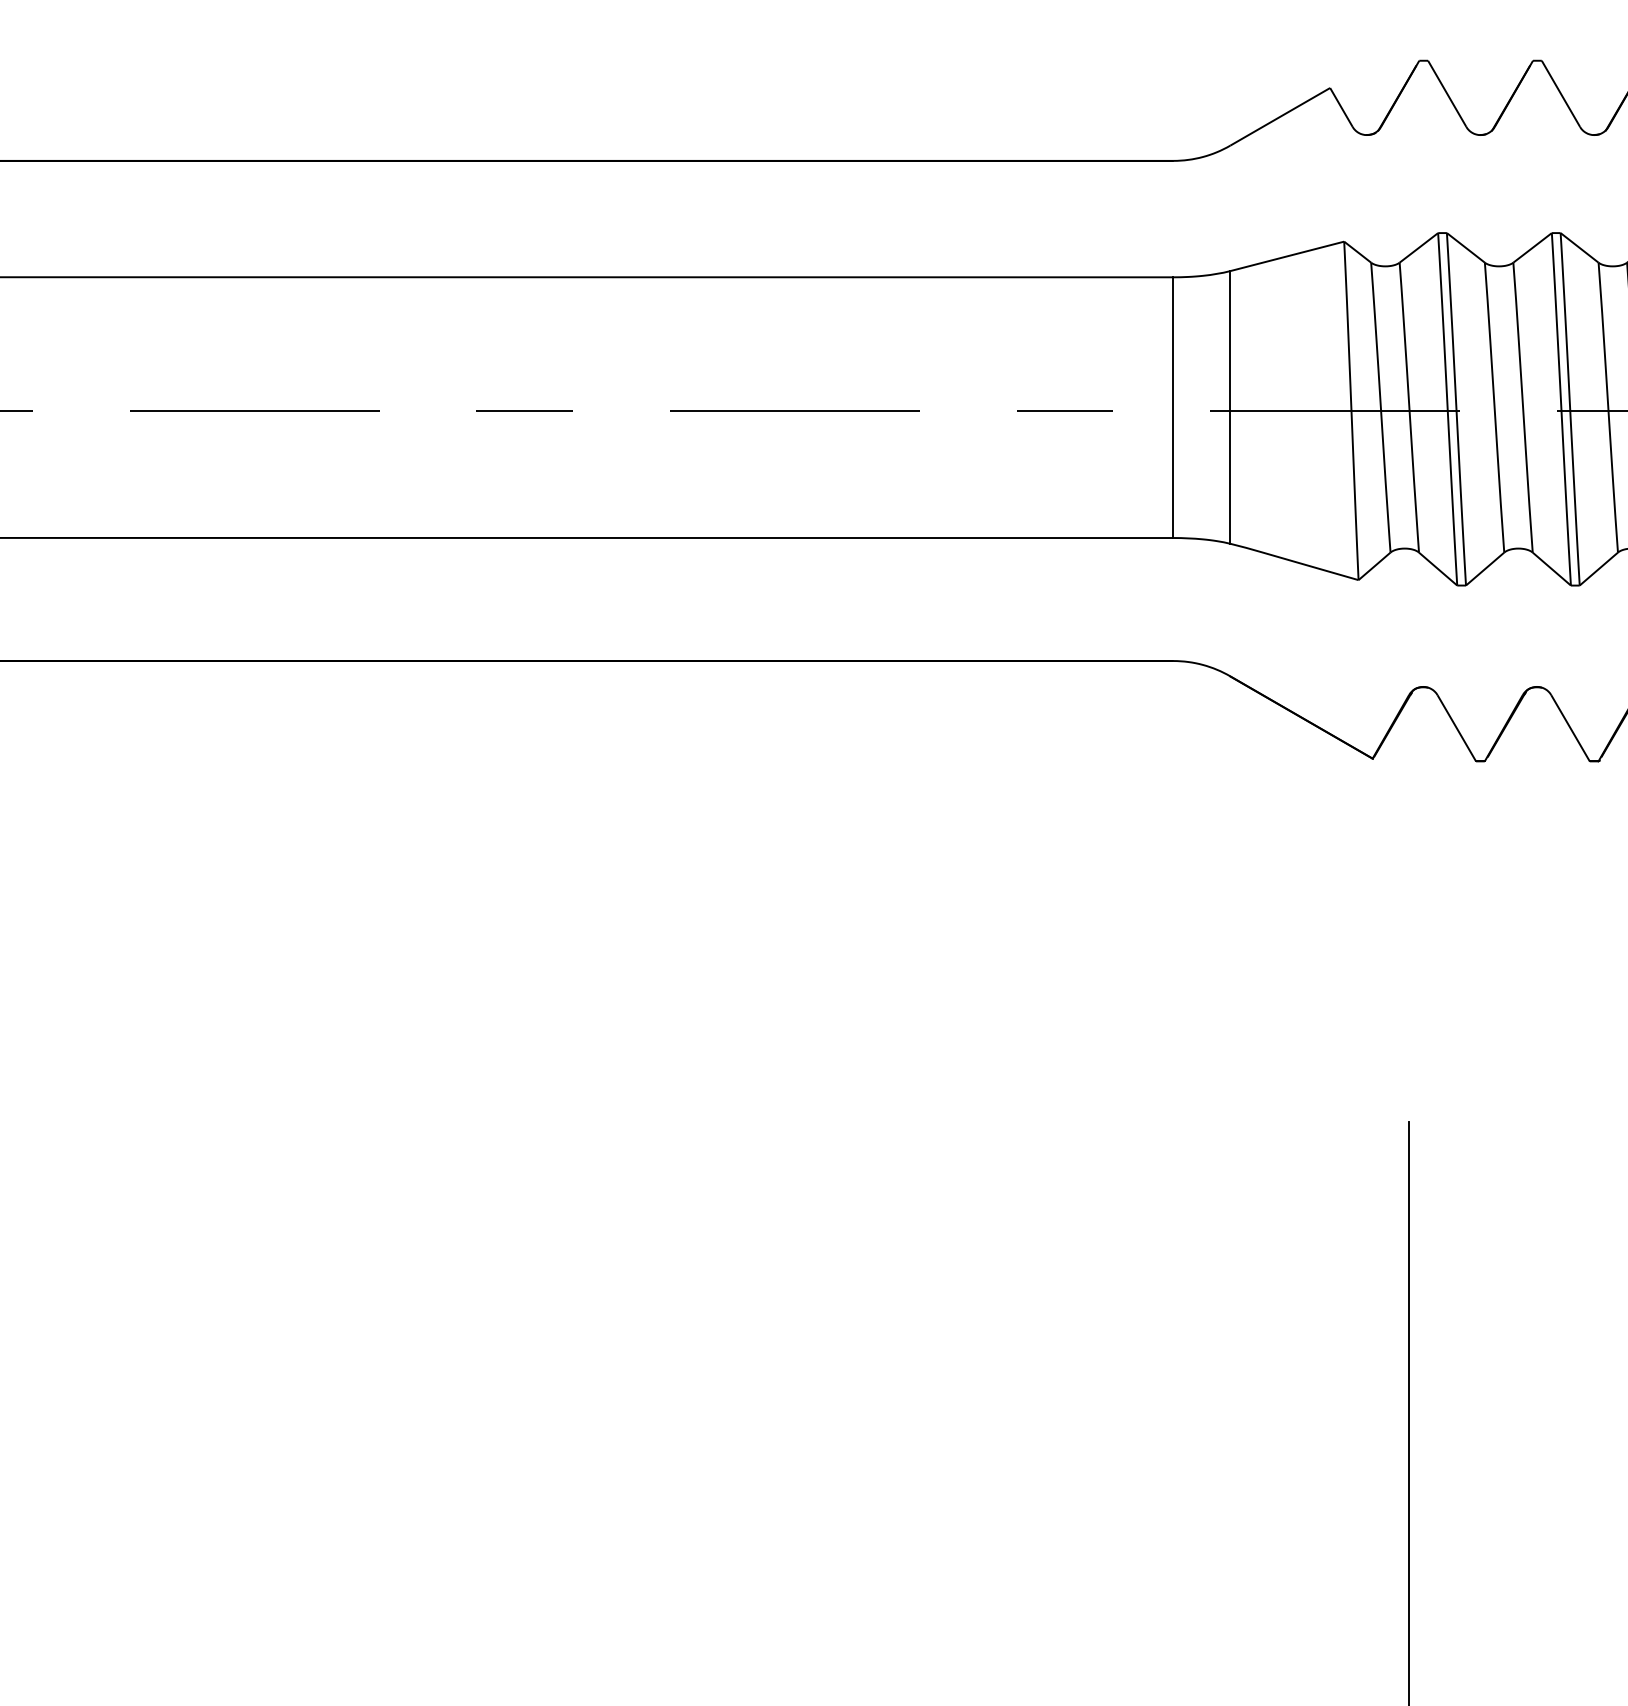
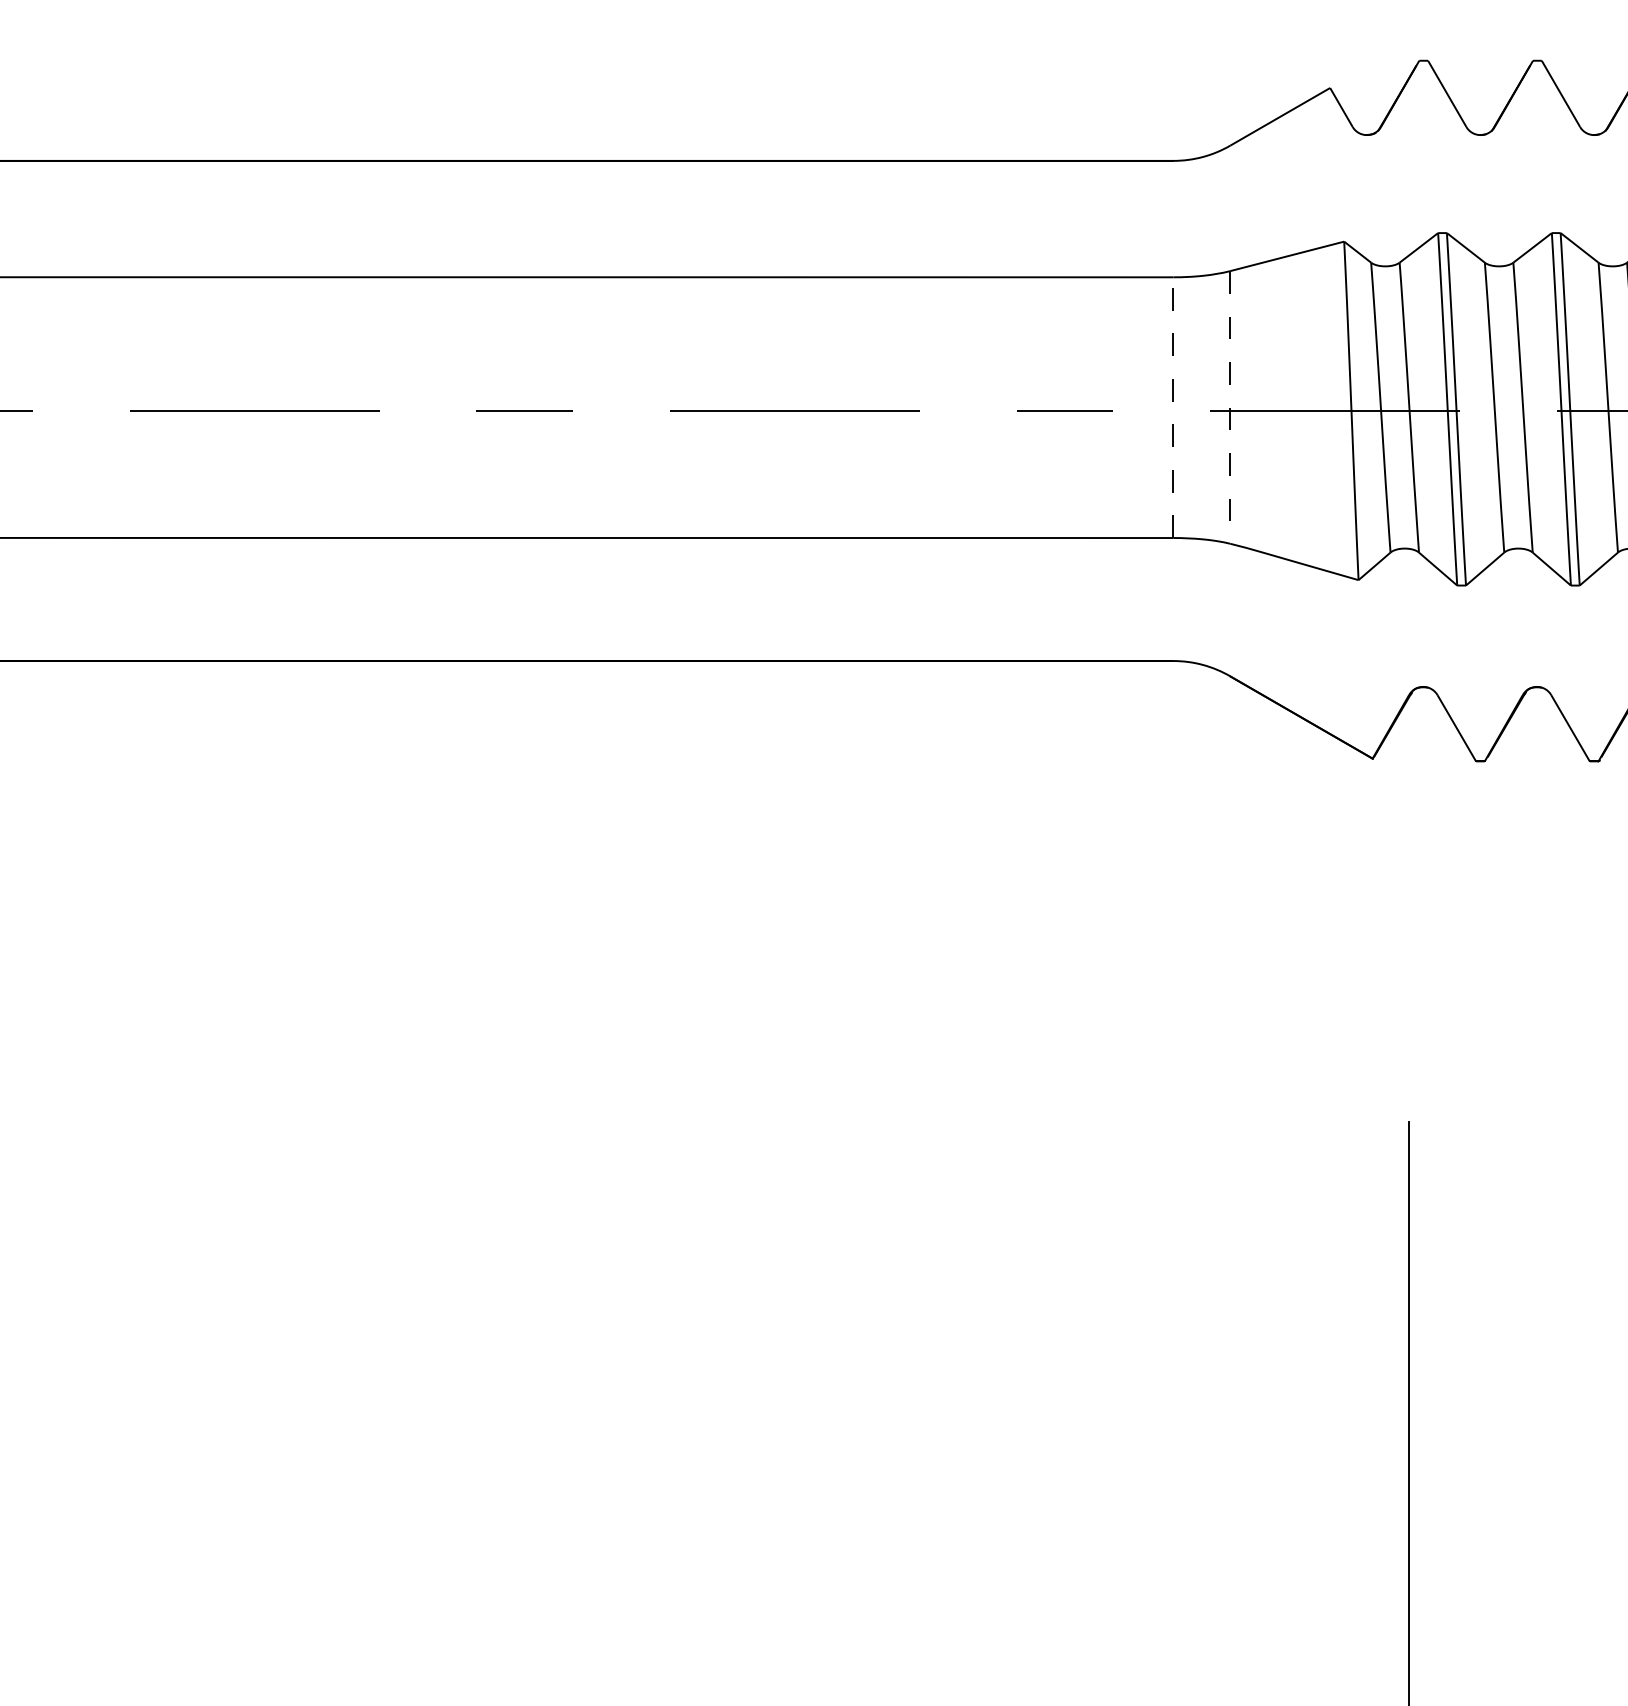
line: solid -> dashed (1173, 407)
line: solid -> dashed (1230, 407)
